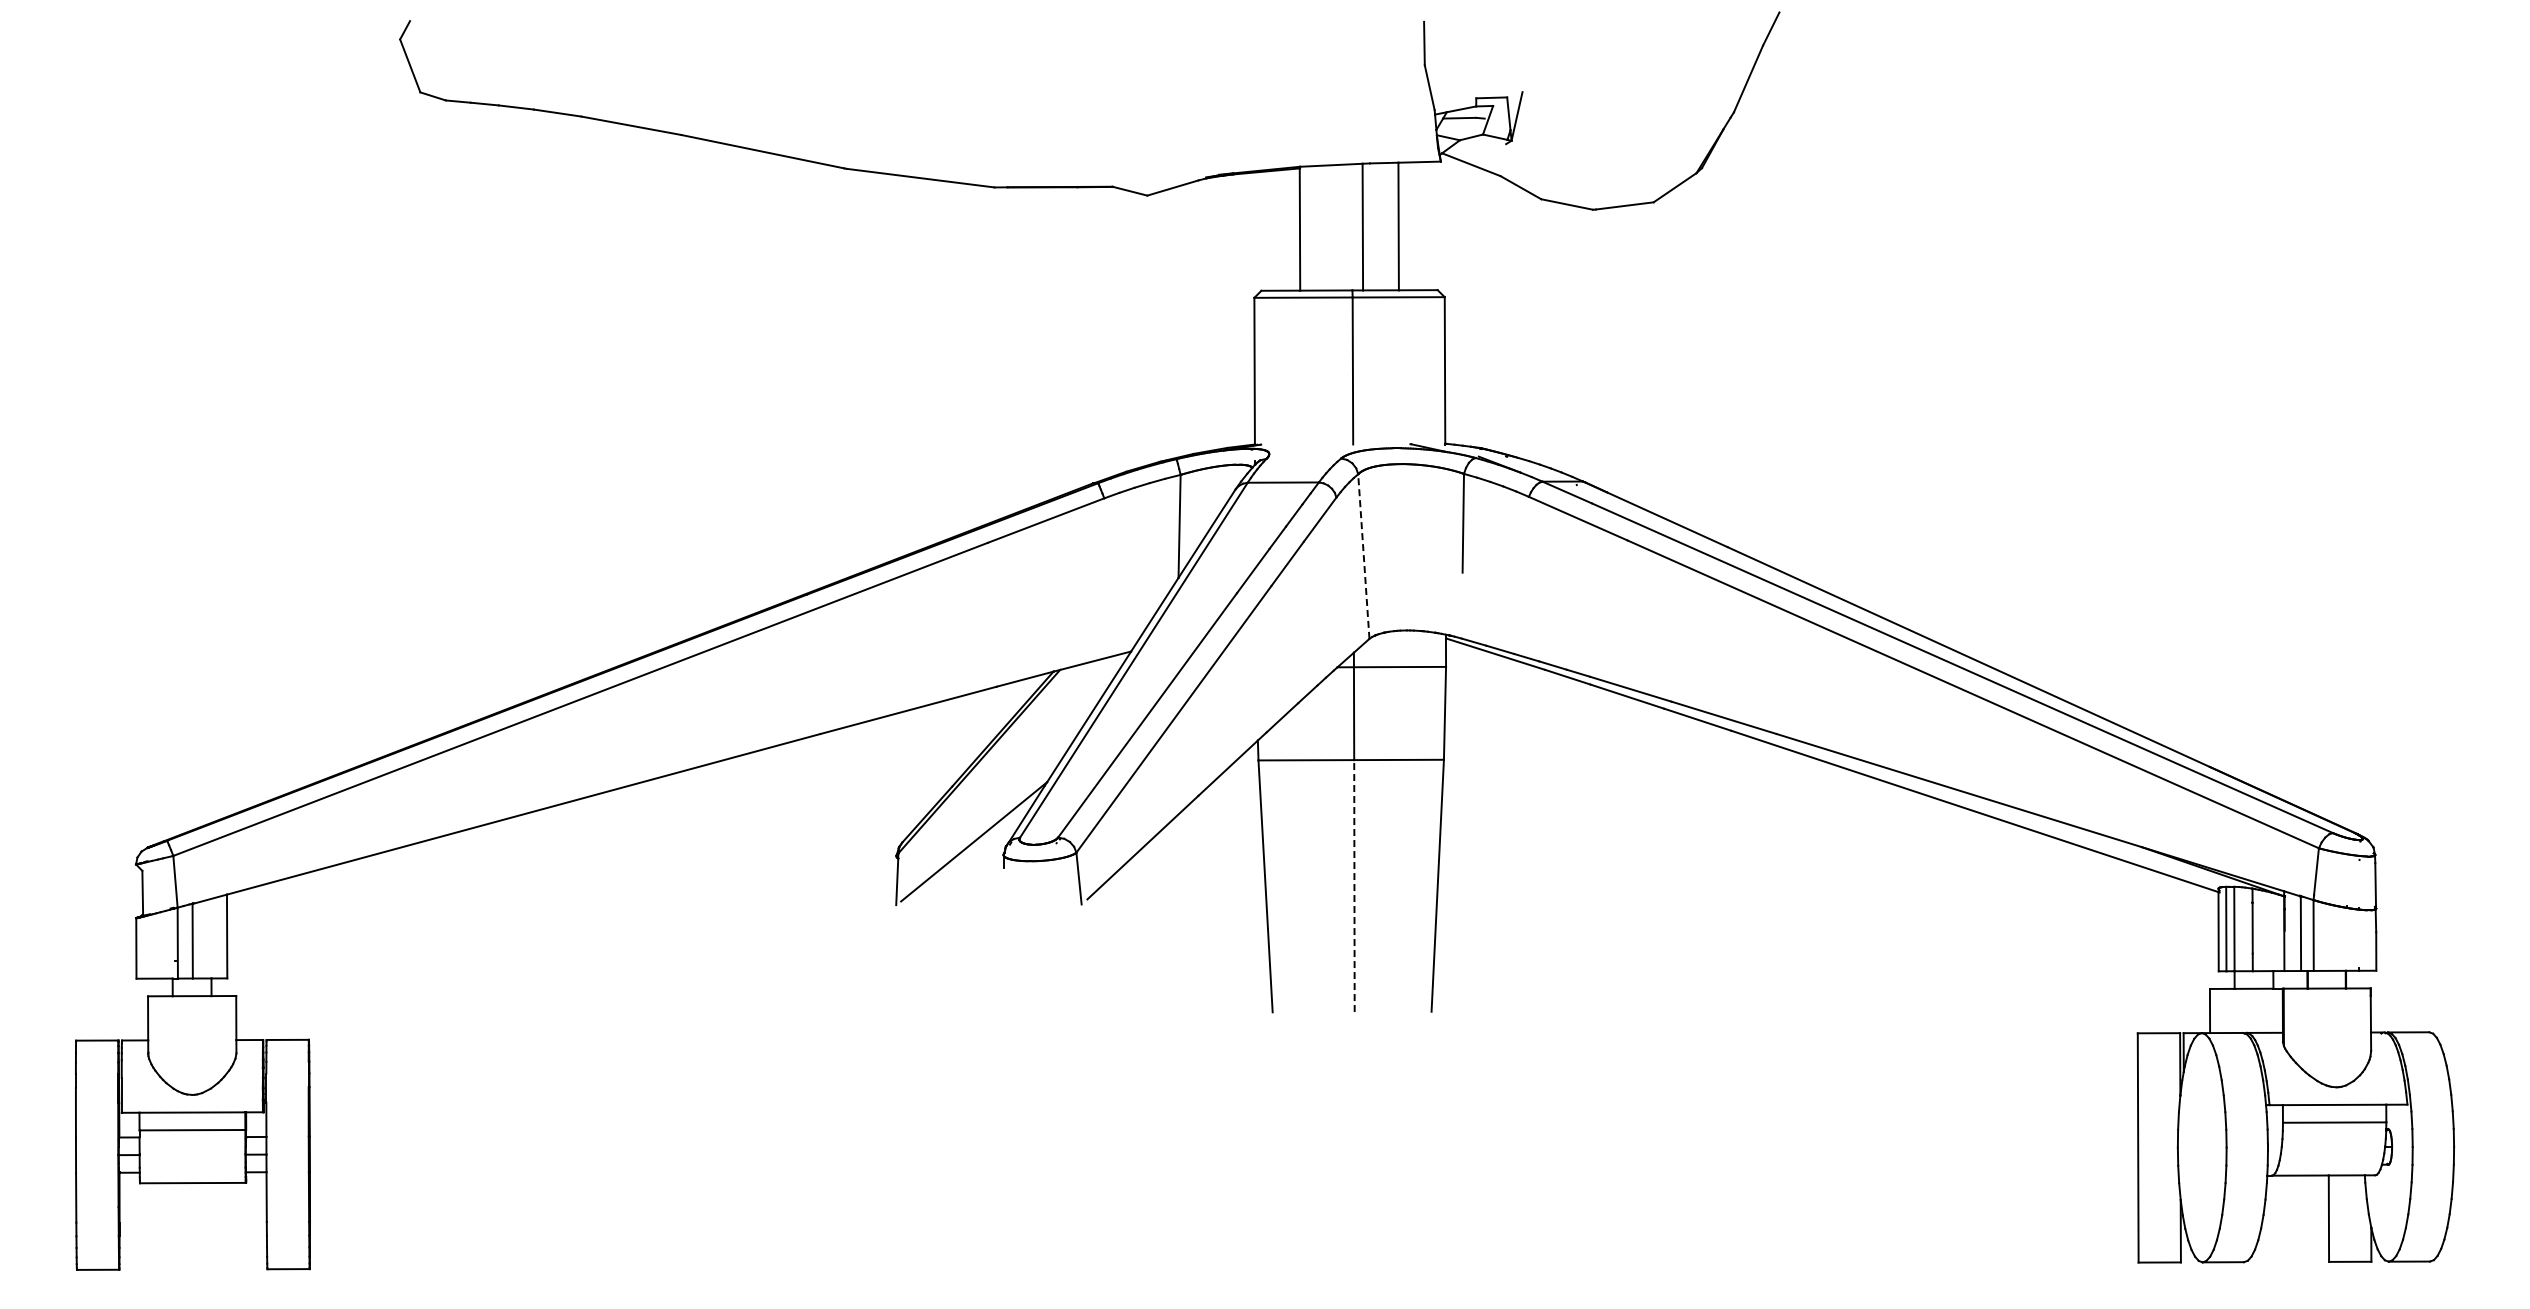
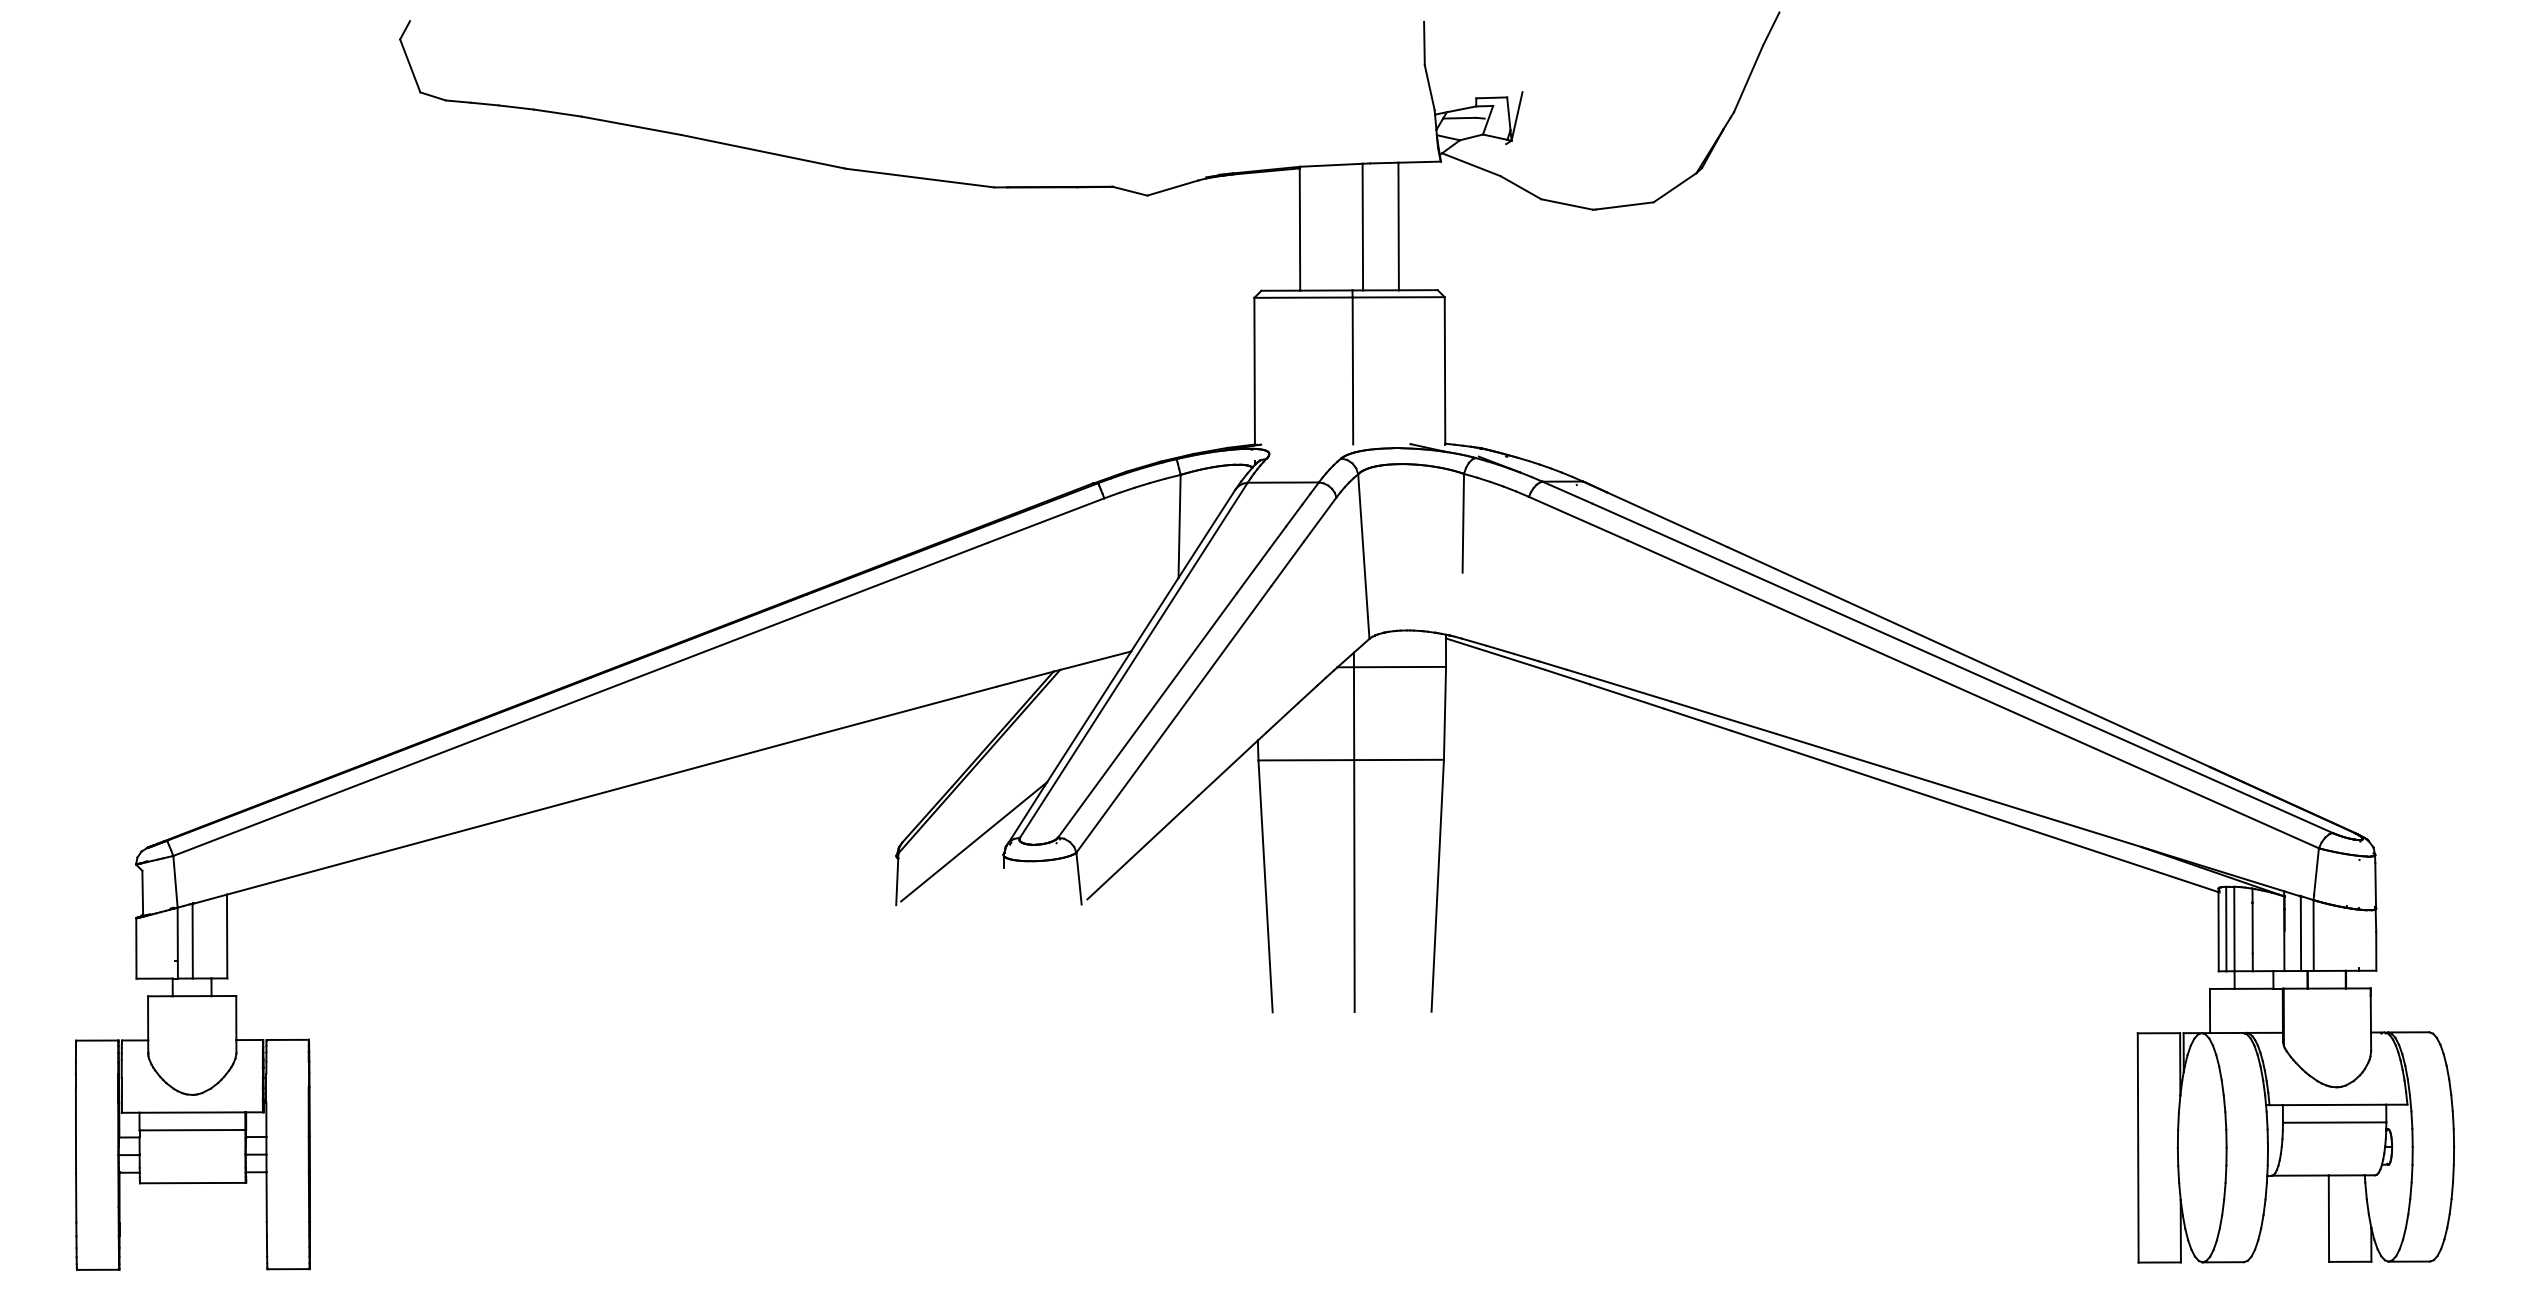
line: dashed -> solid (1363, 556)
line: dashed -> solid (1354, 886)
